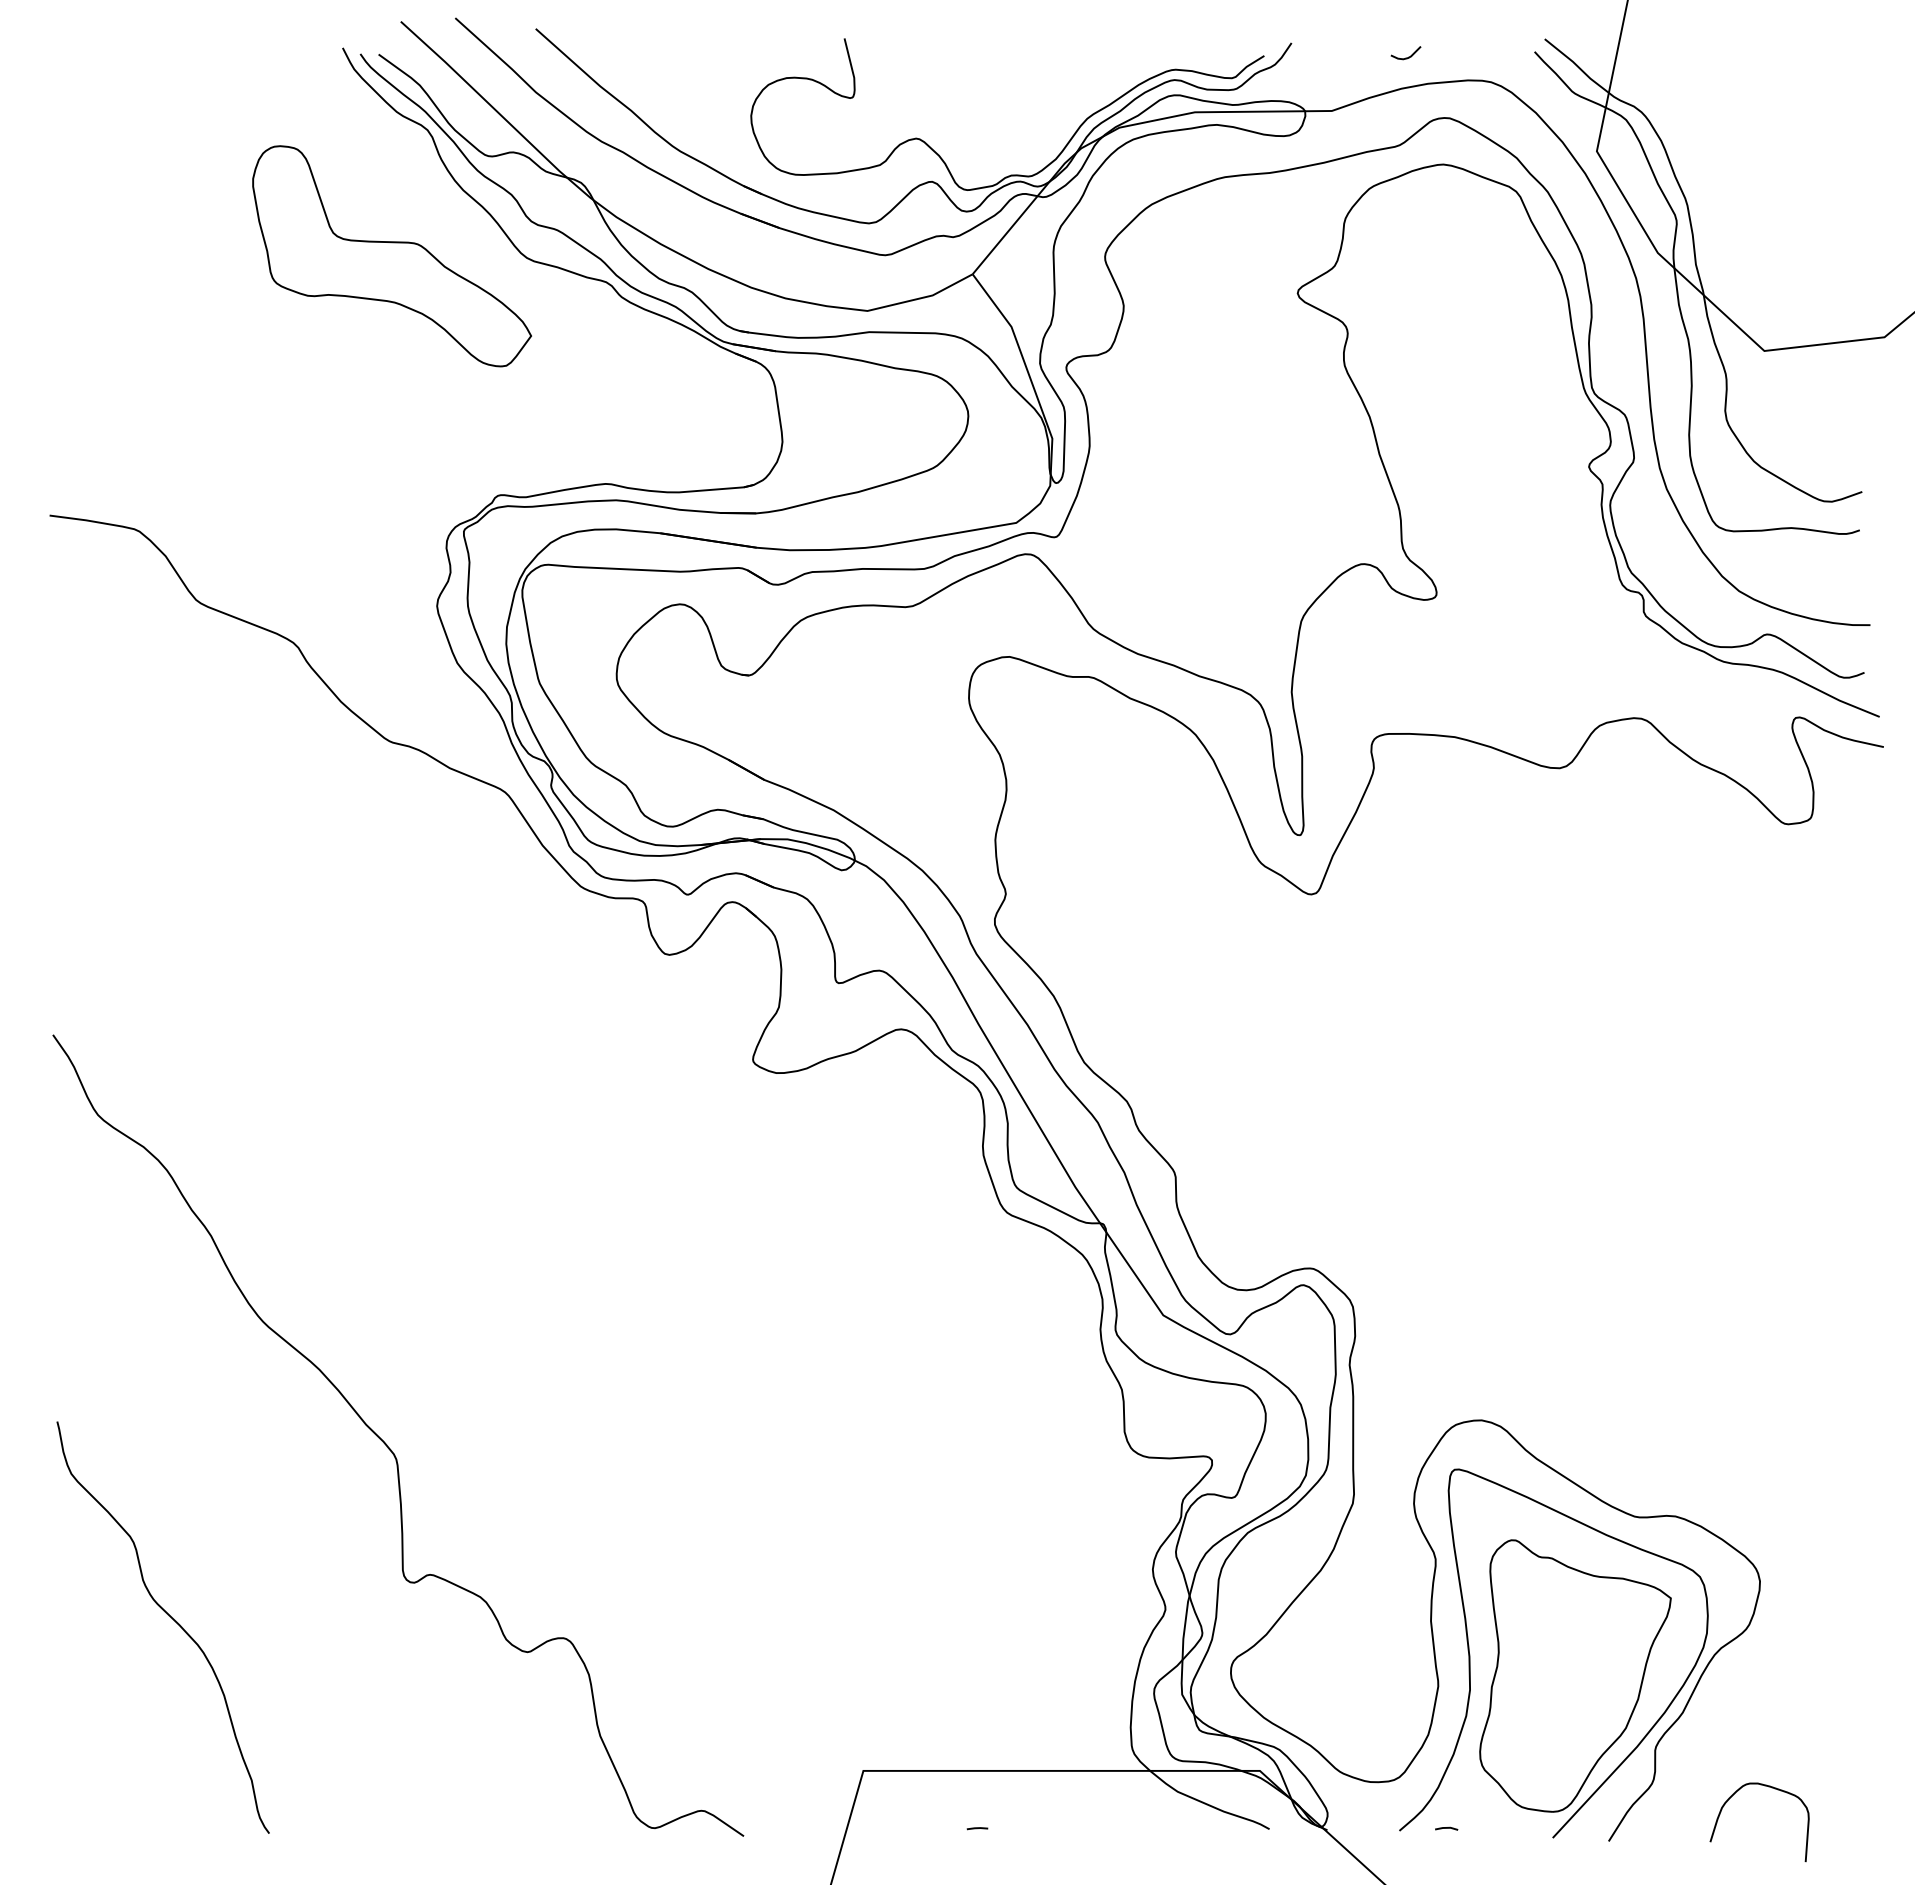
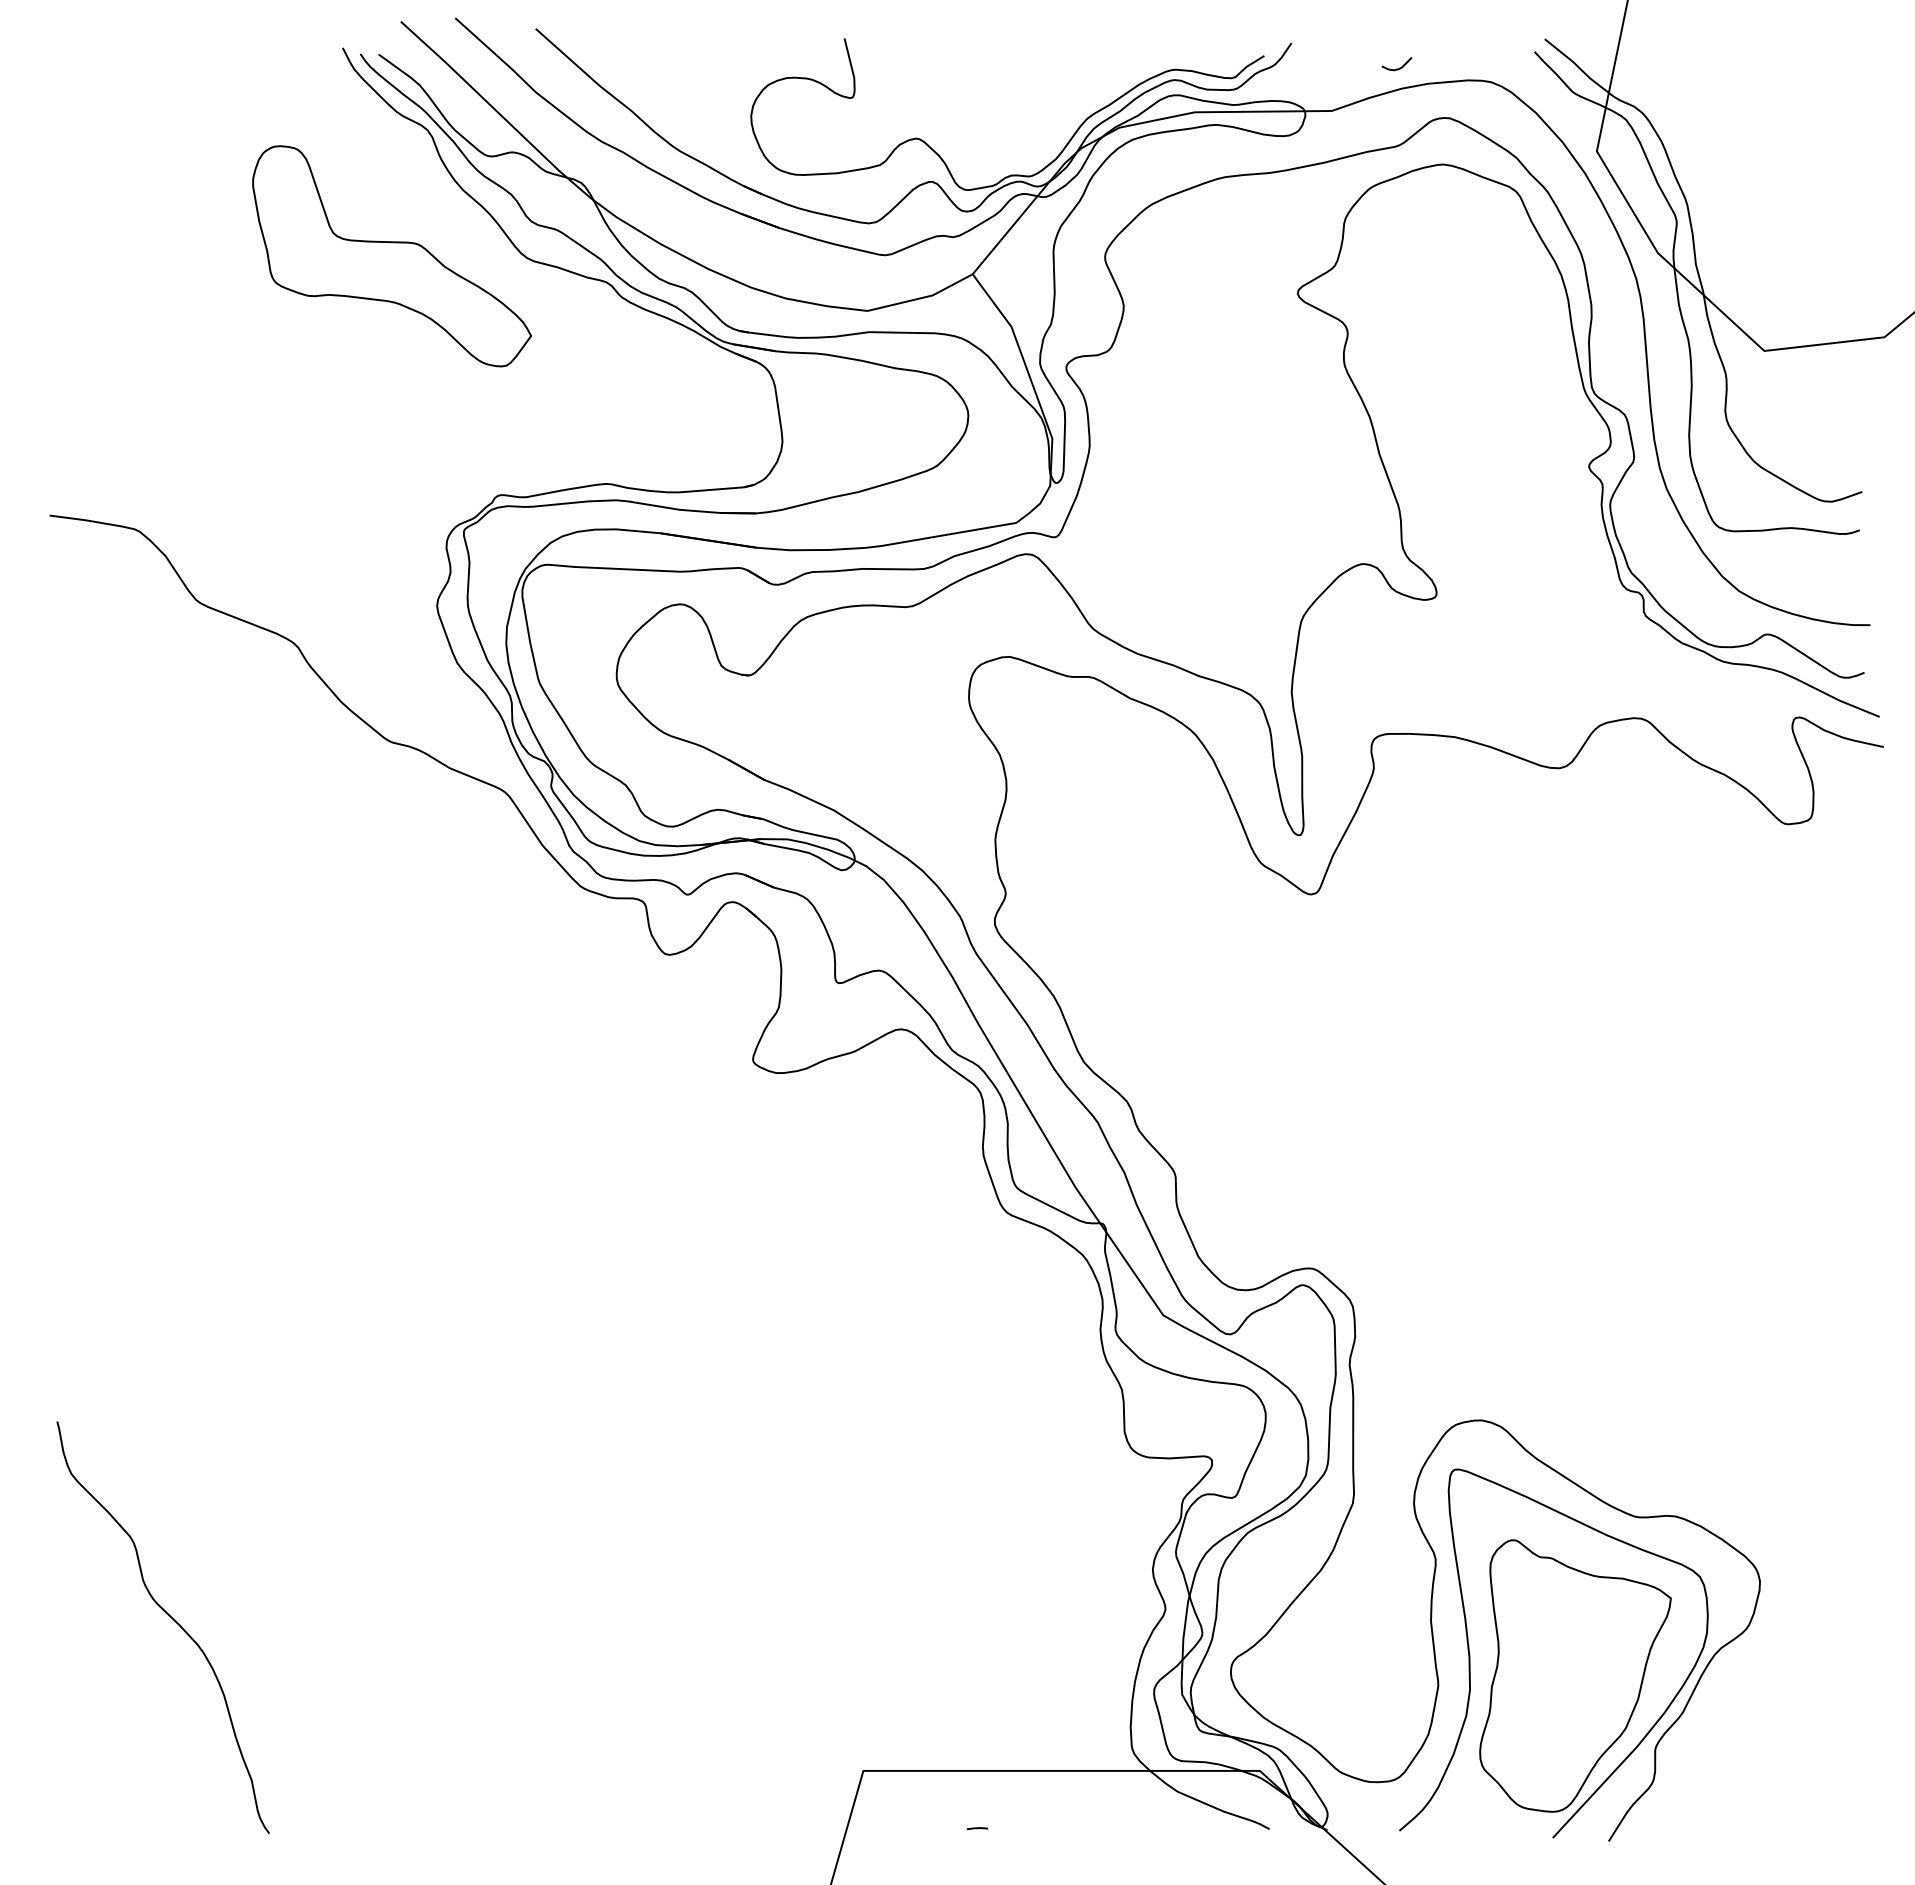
curve position: (1405, 57) -> (1396, 68) (1396, 68)
curve: present -> none (387, 1444)
curve: present -> none (1771, 1788)
line: present -> none (1446, 1828)
